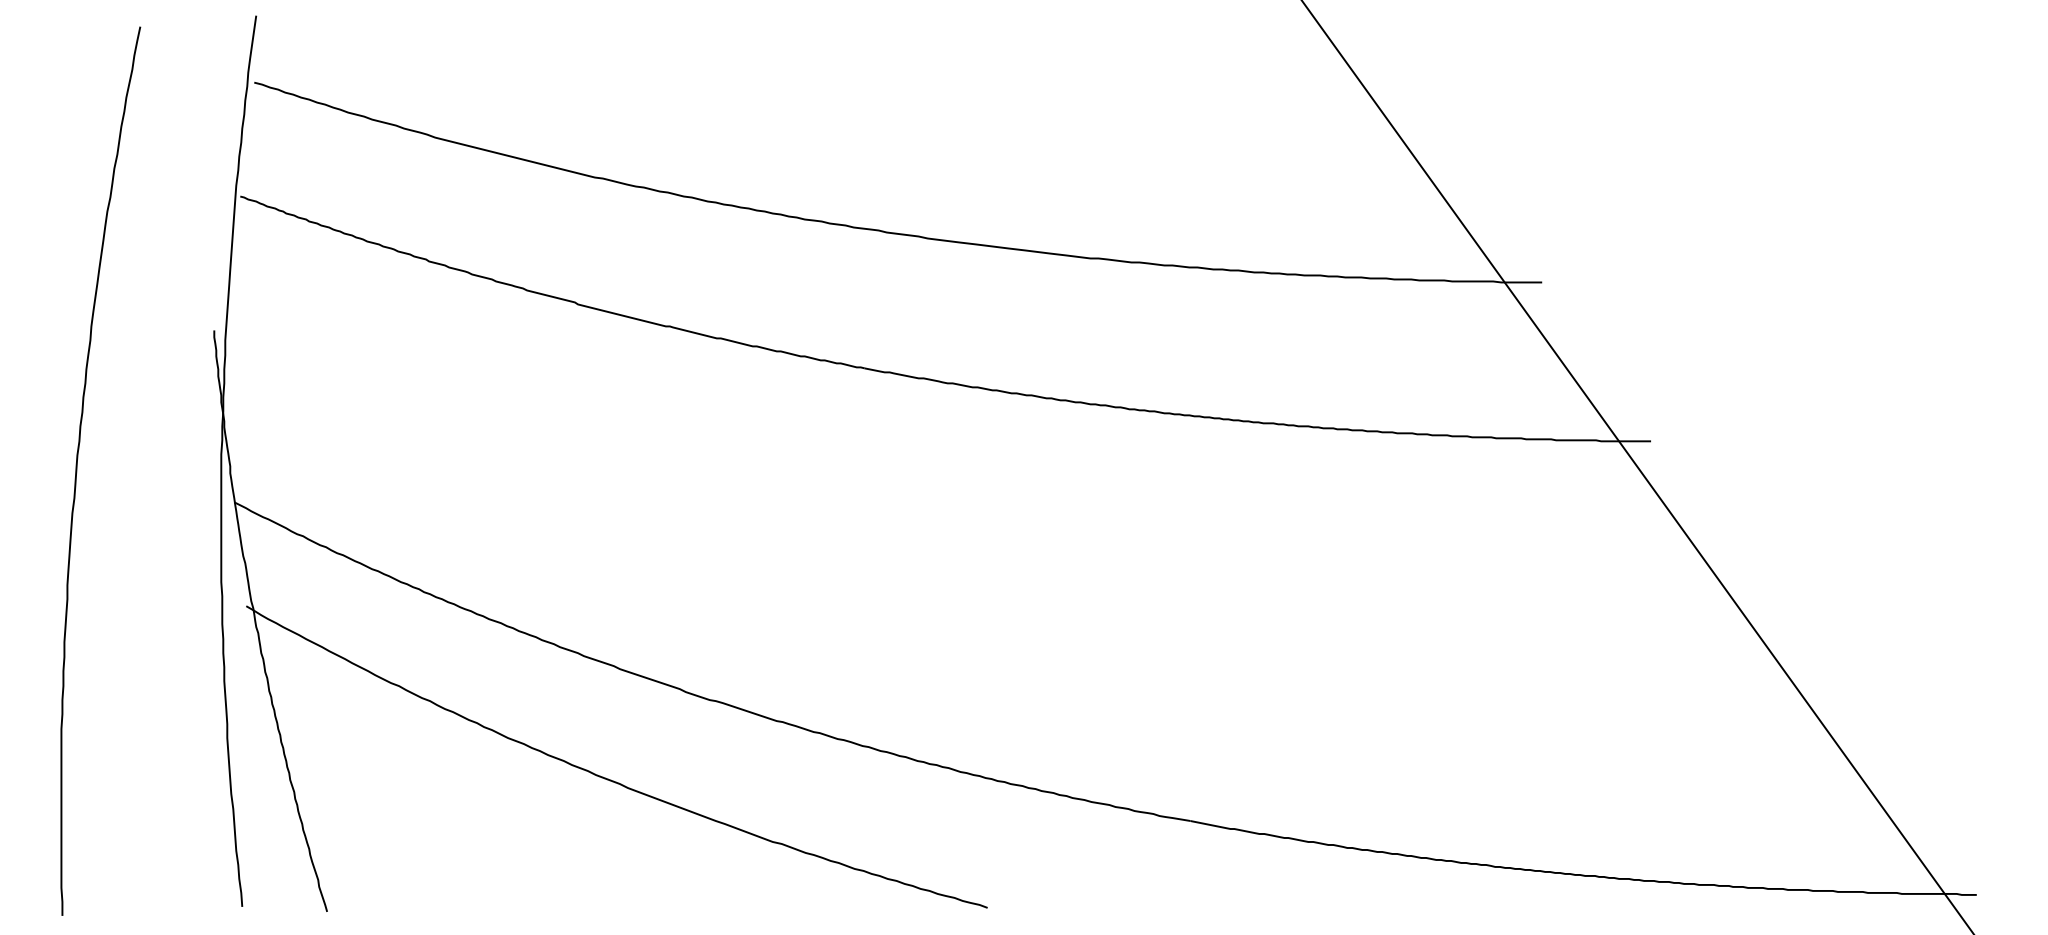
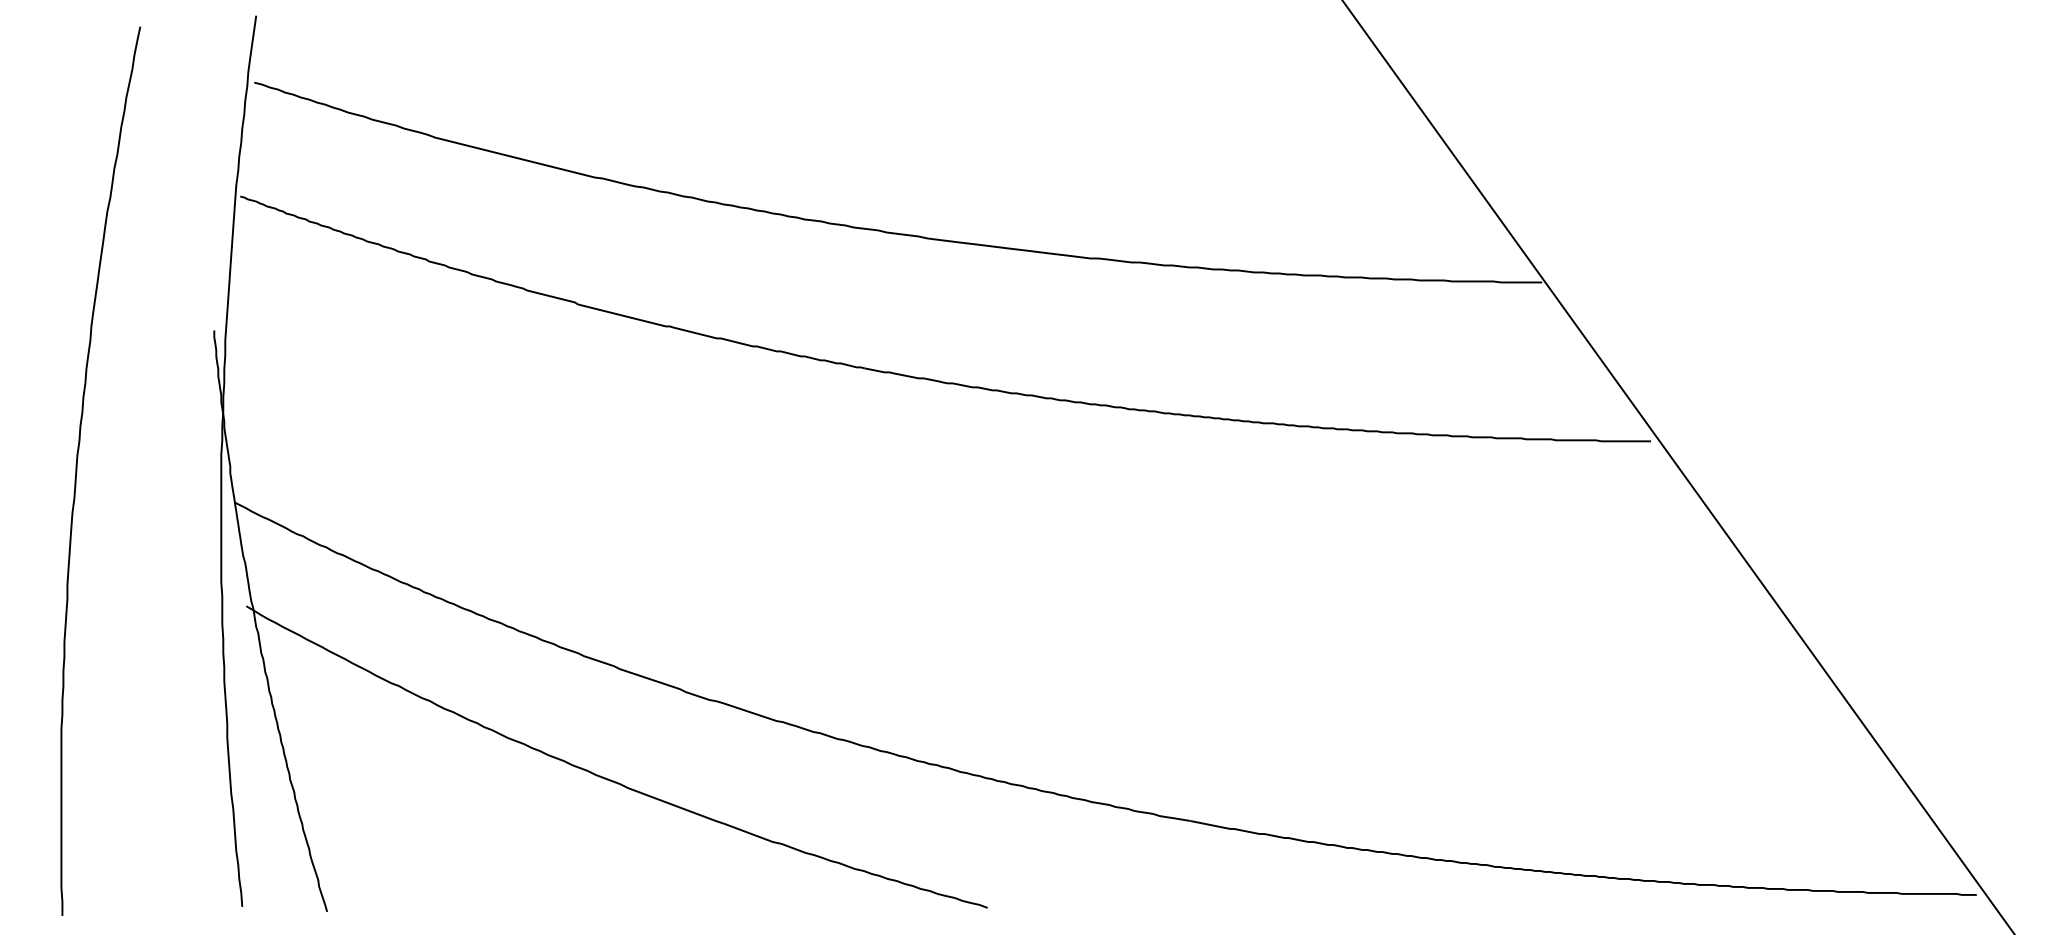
line position: (1637, 466) -> (1678, 466) (1678, 466)
